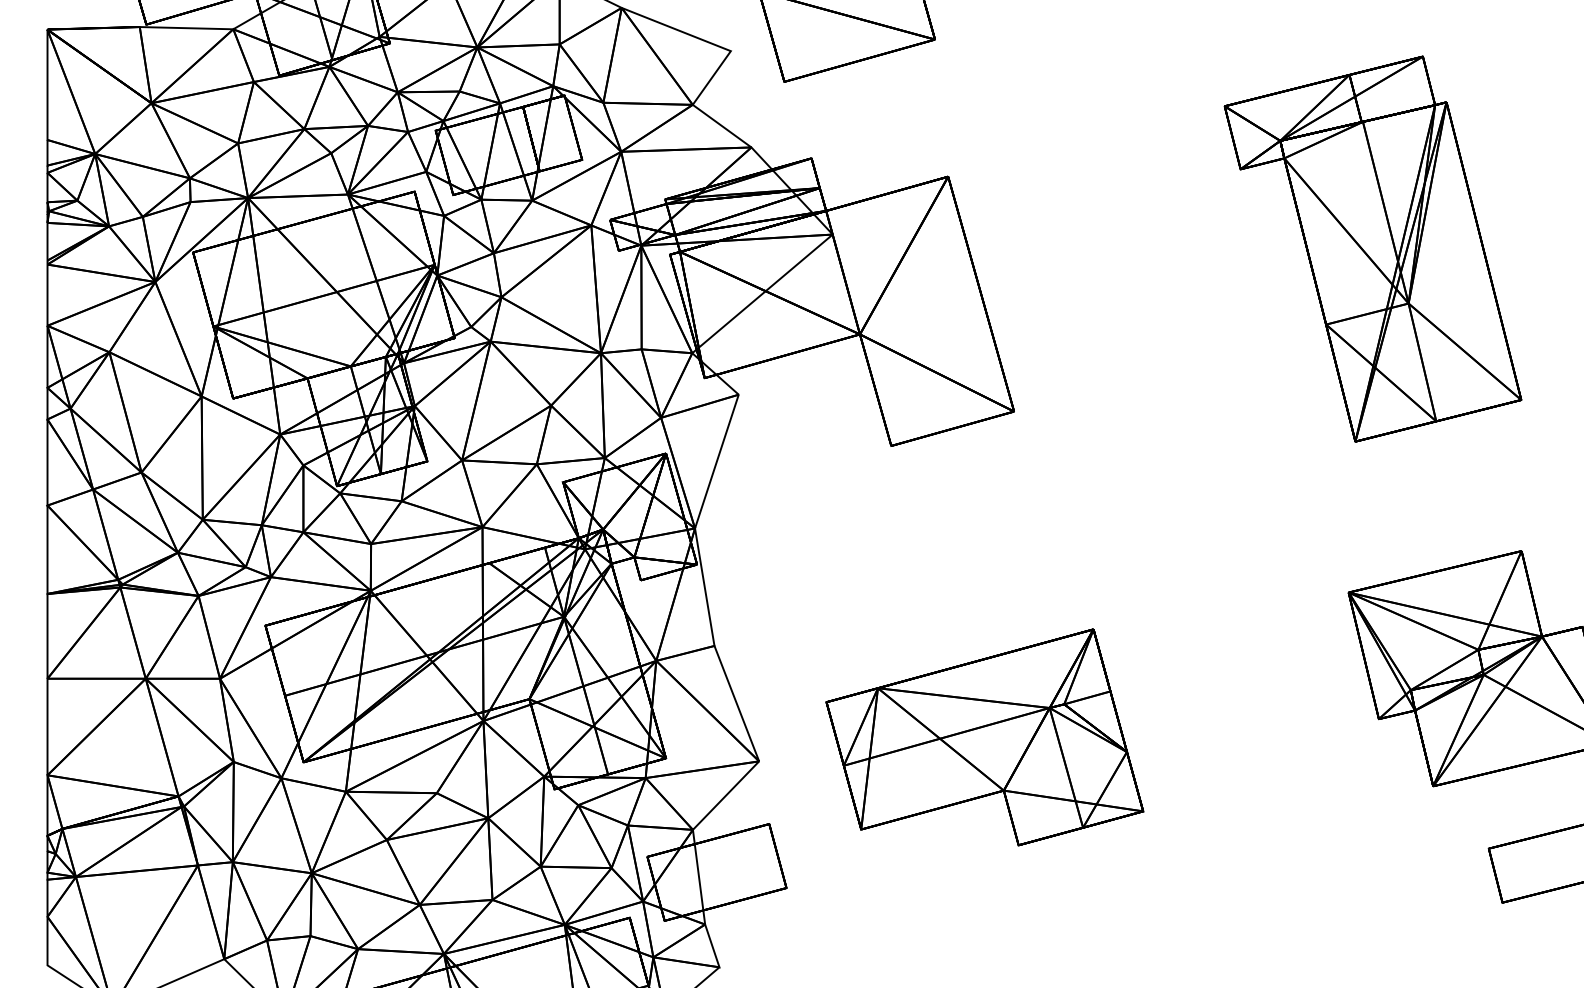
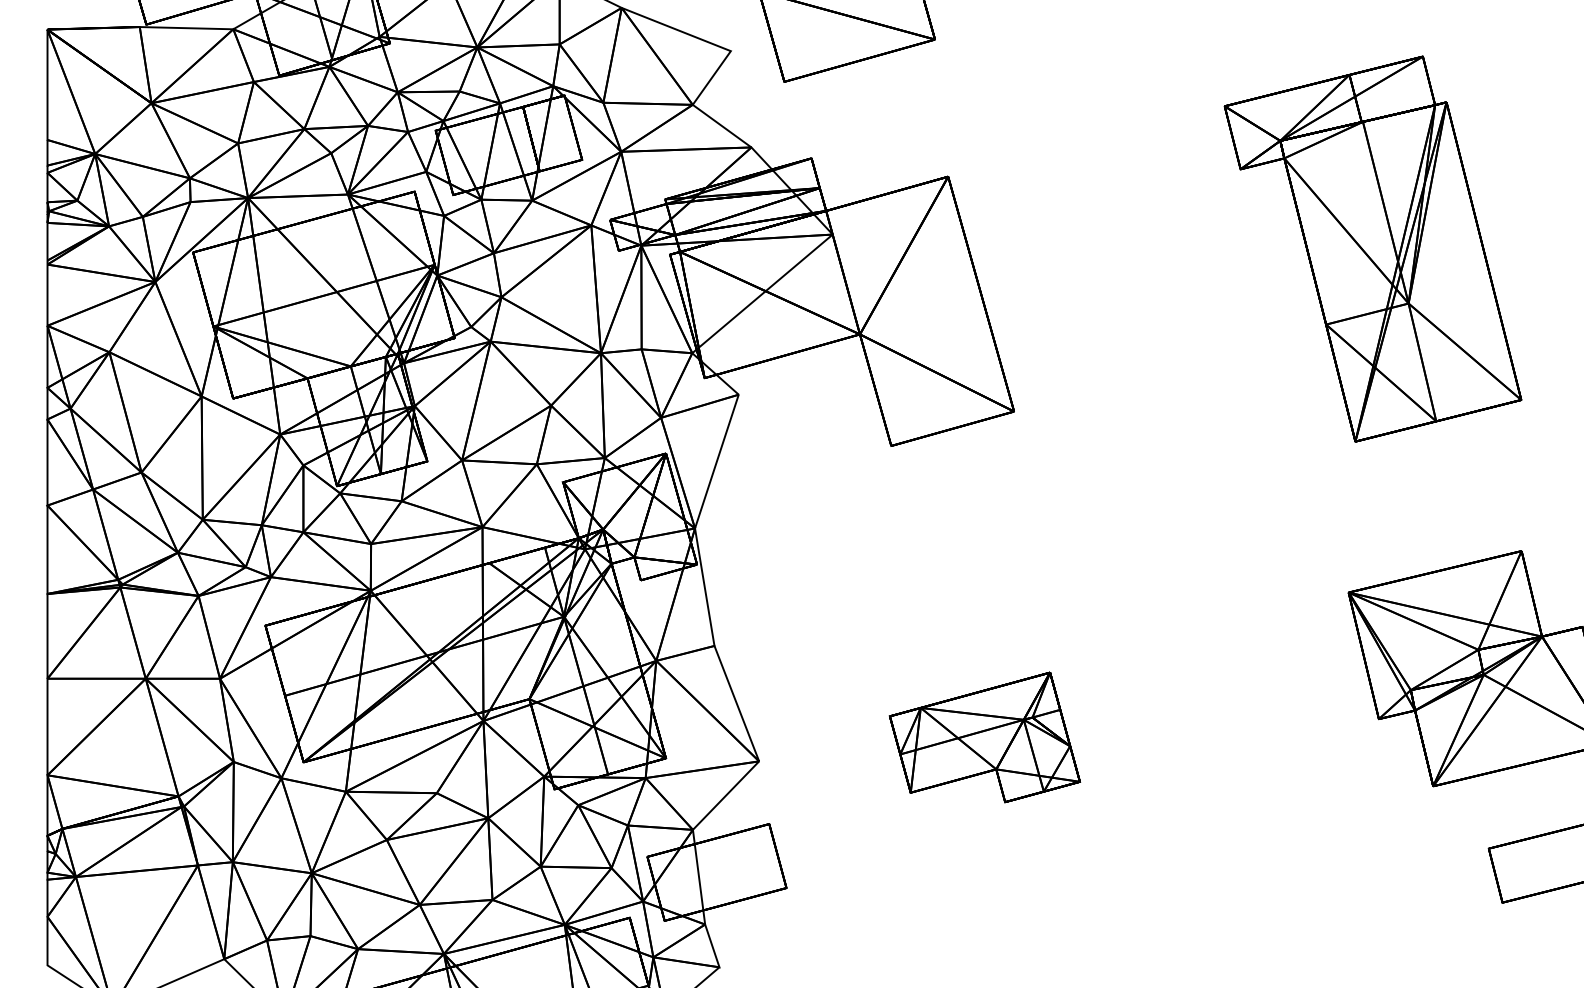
part size: 320x219 px -> 194x133 px (984, 737)
